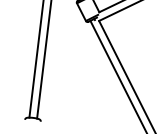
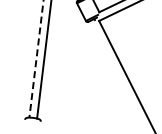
line: solid -> dashed (36, 59)
line: present -> none (117, 75)
